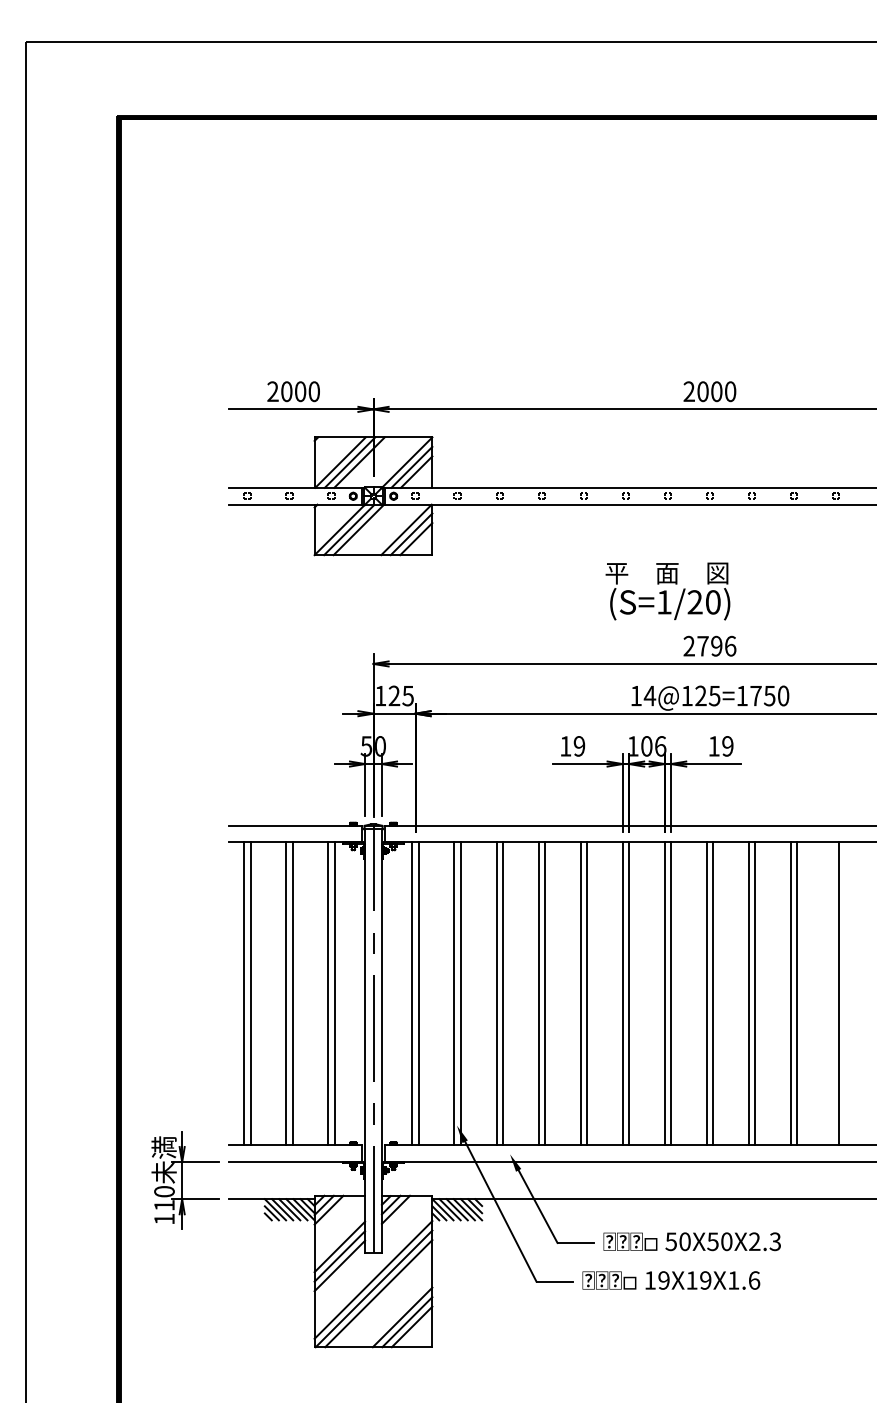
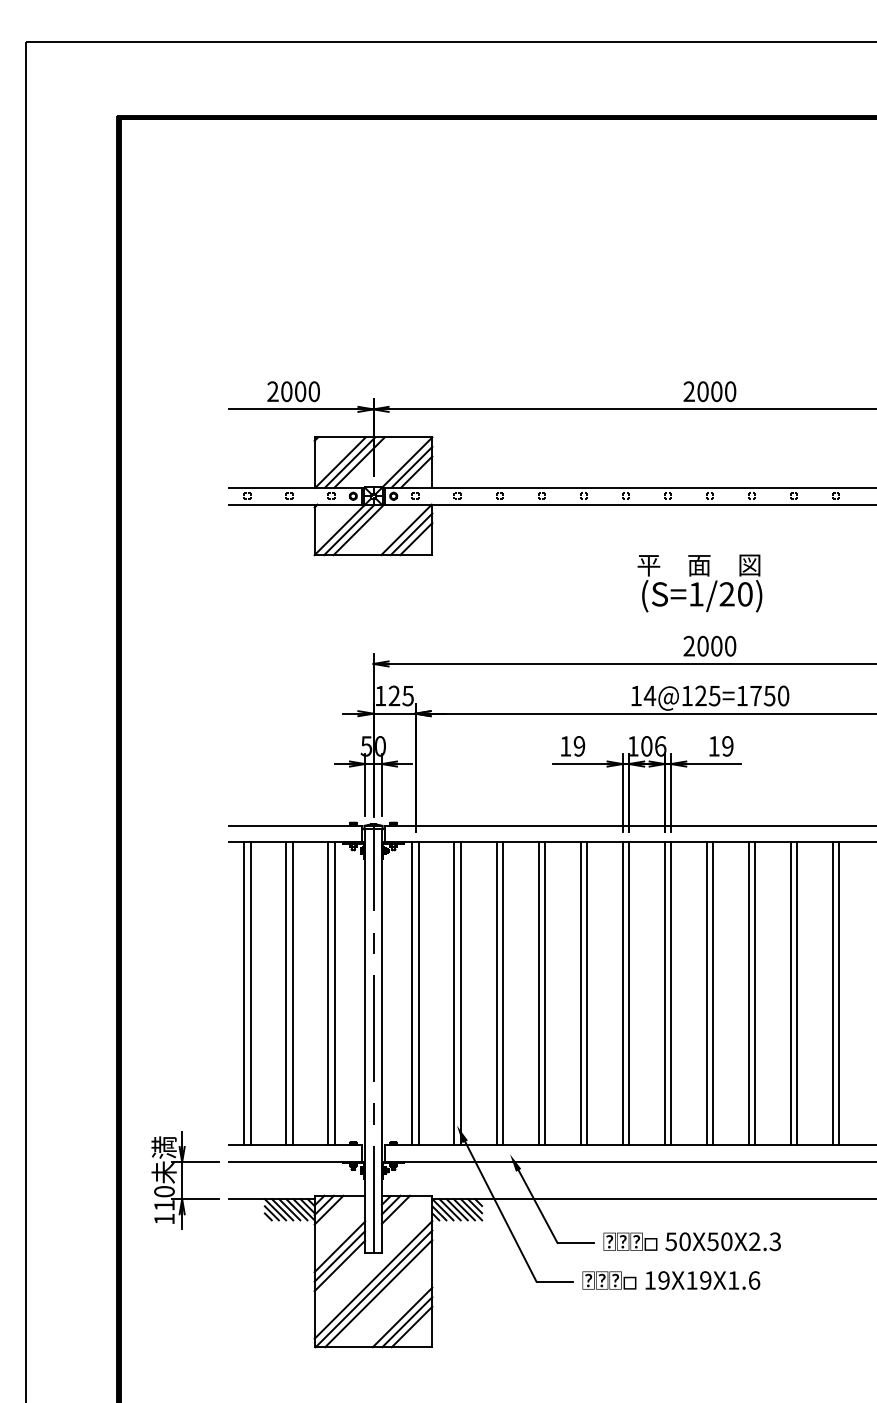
text position: (667, 591) -> (699, 583) (699, 583)
text: 2796 -> 2000 (716, 645)
line: none -> present (832, 993)
